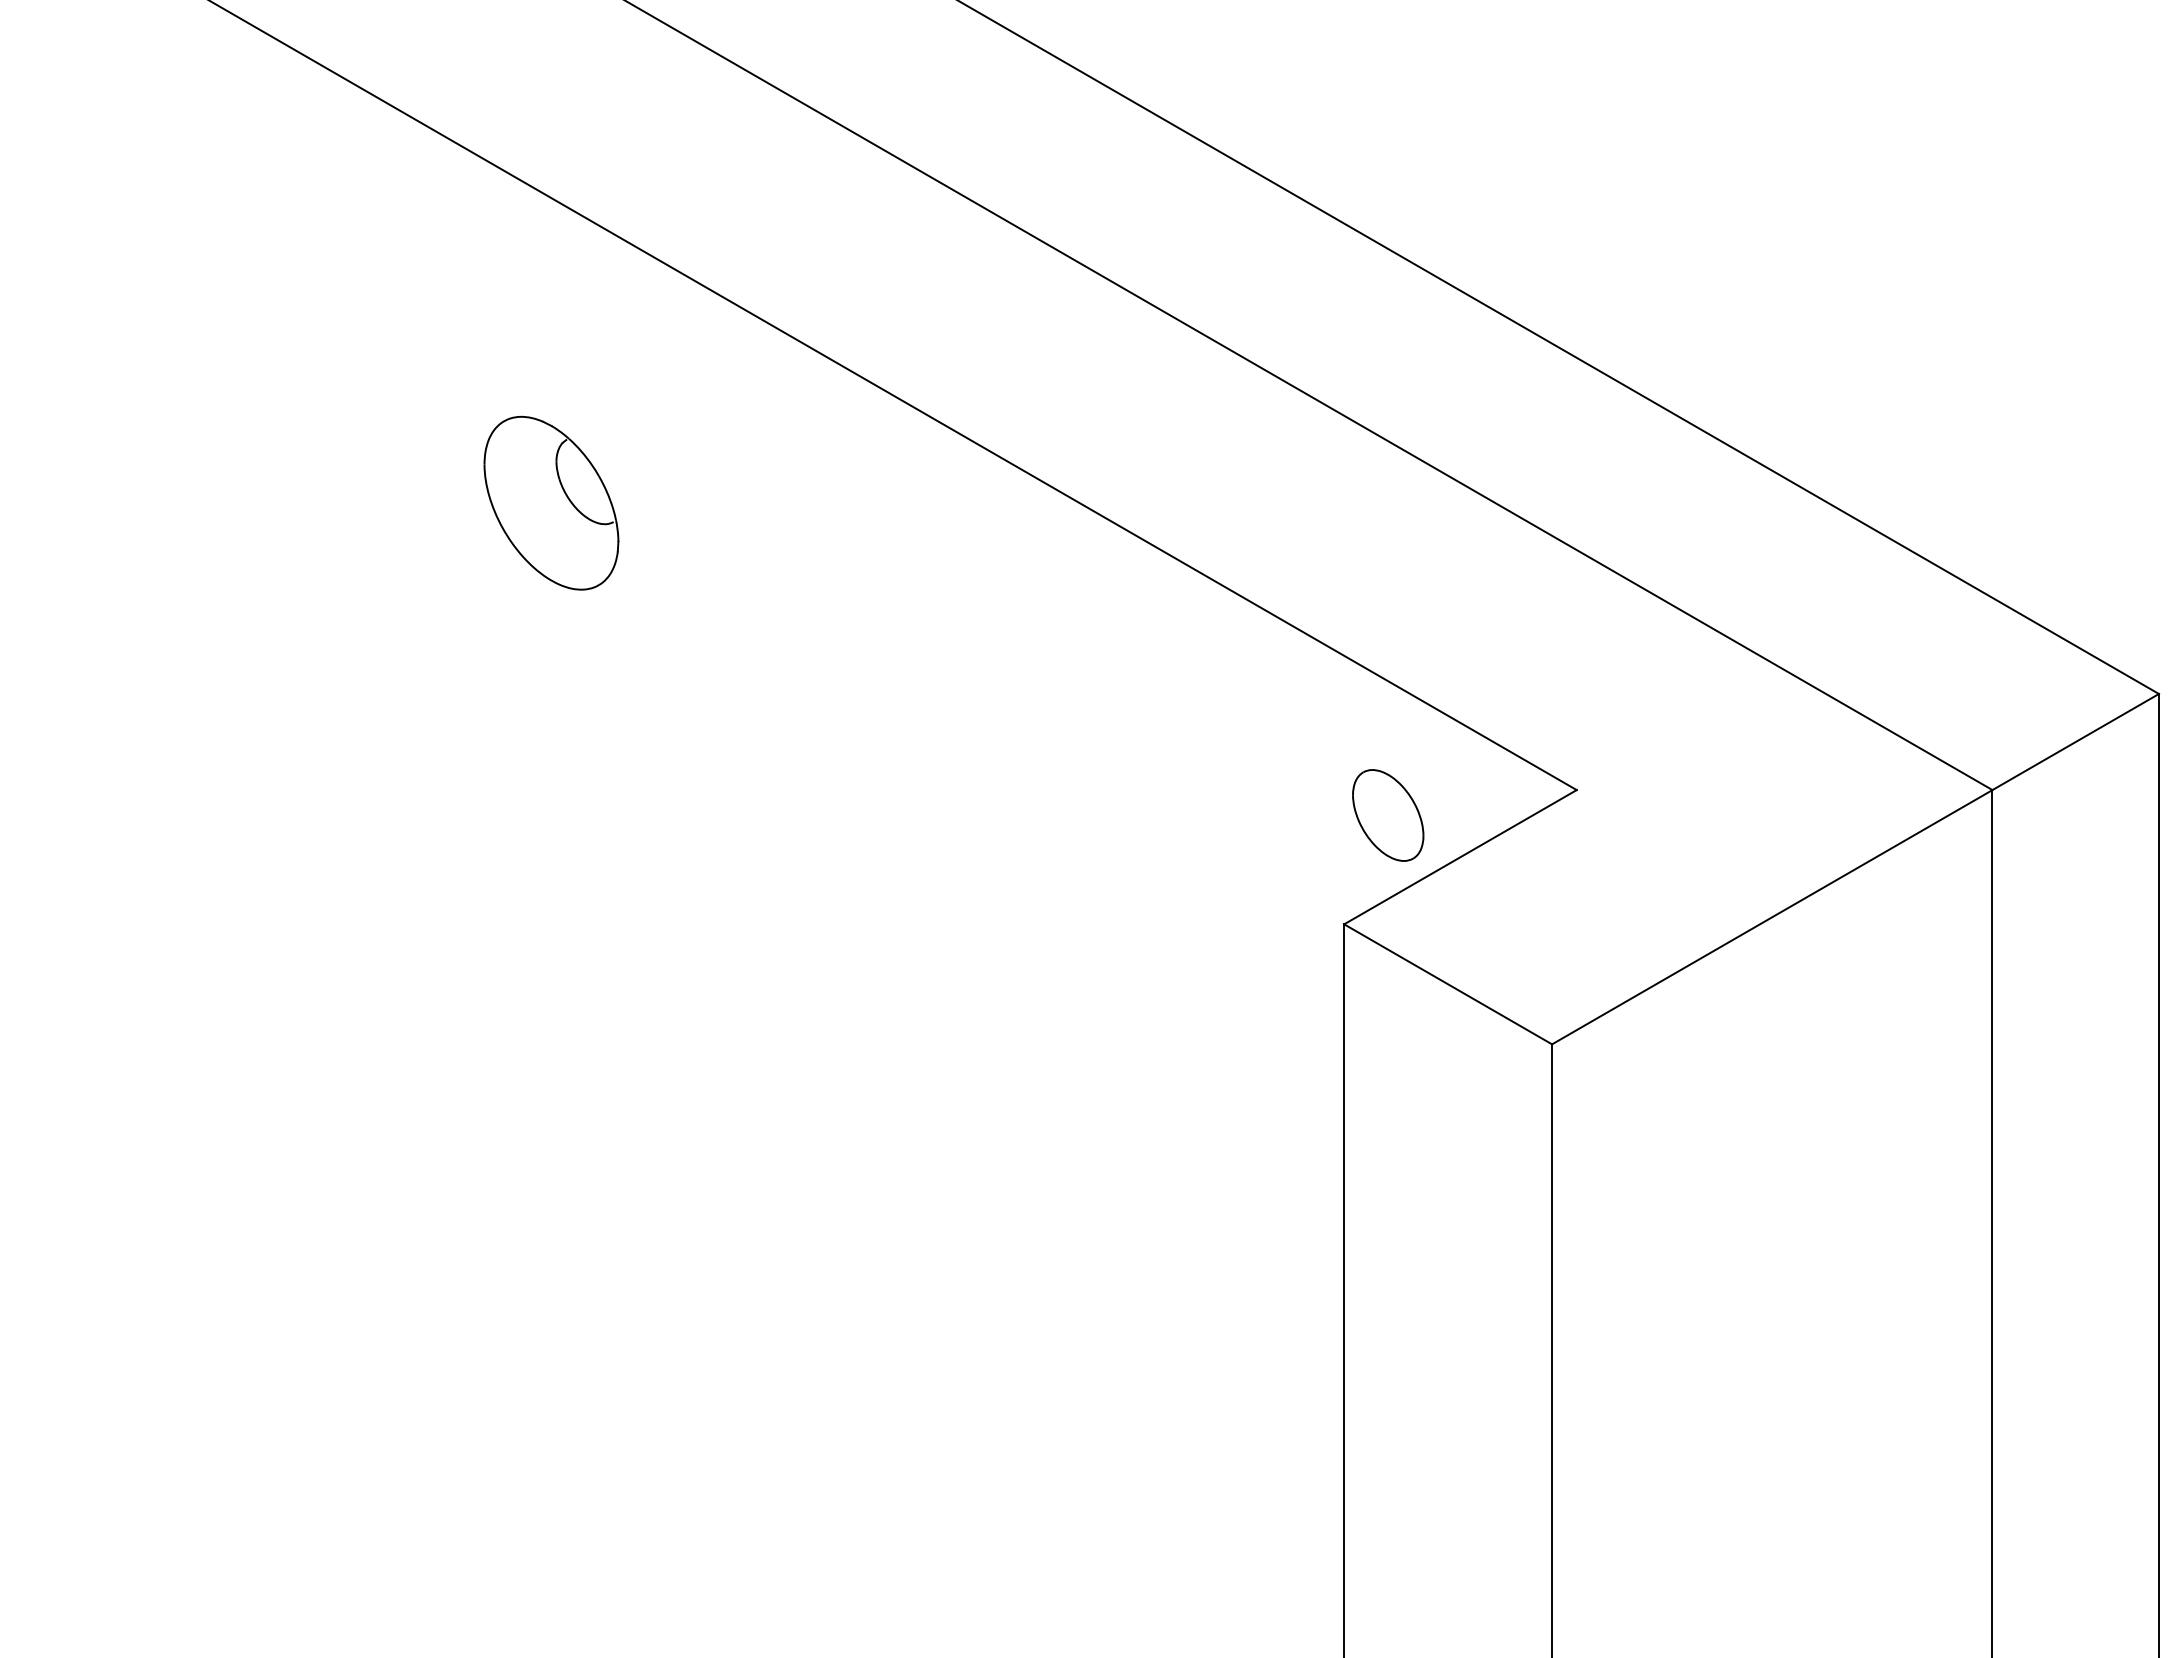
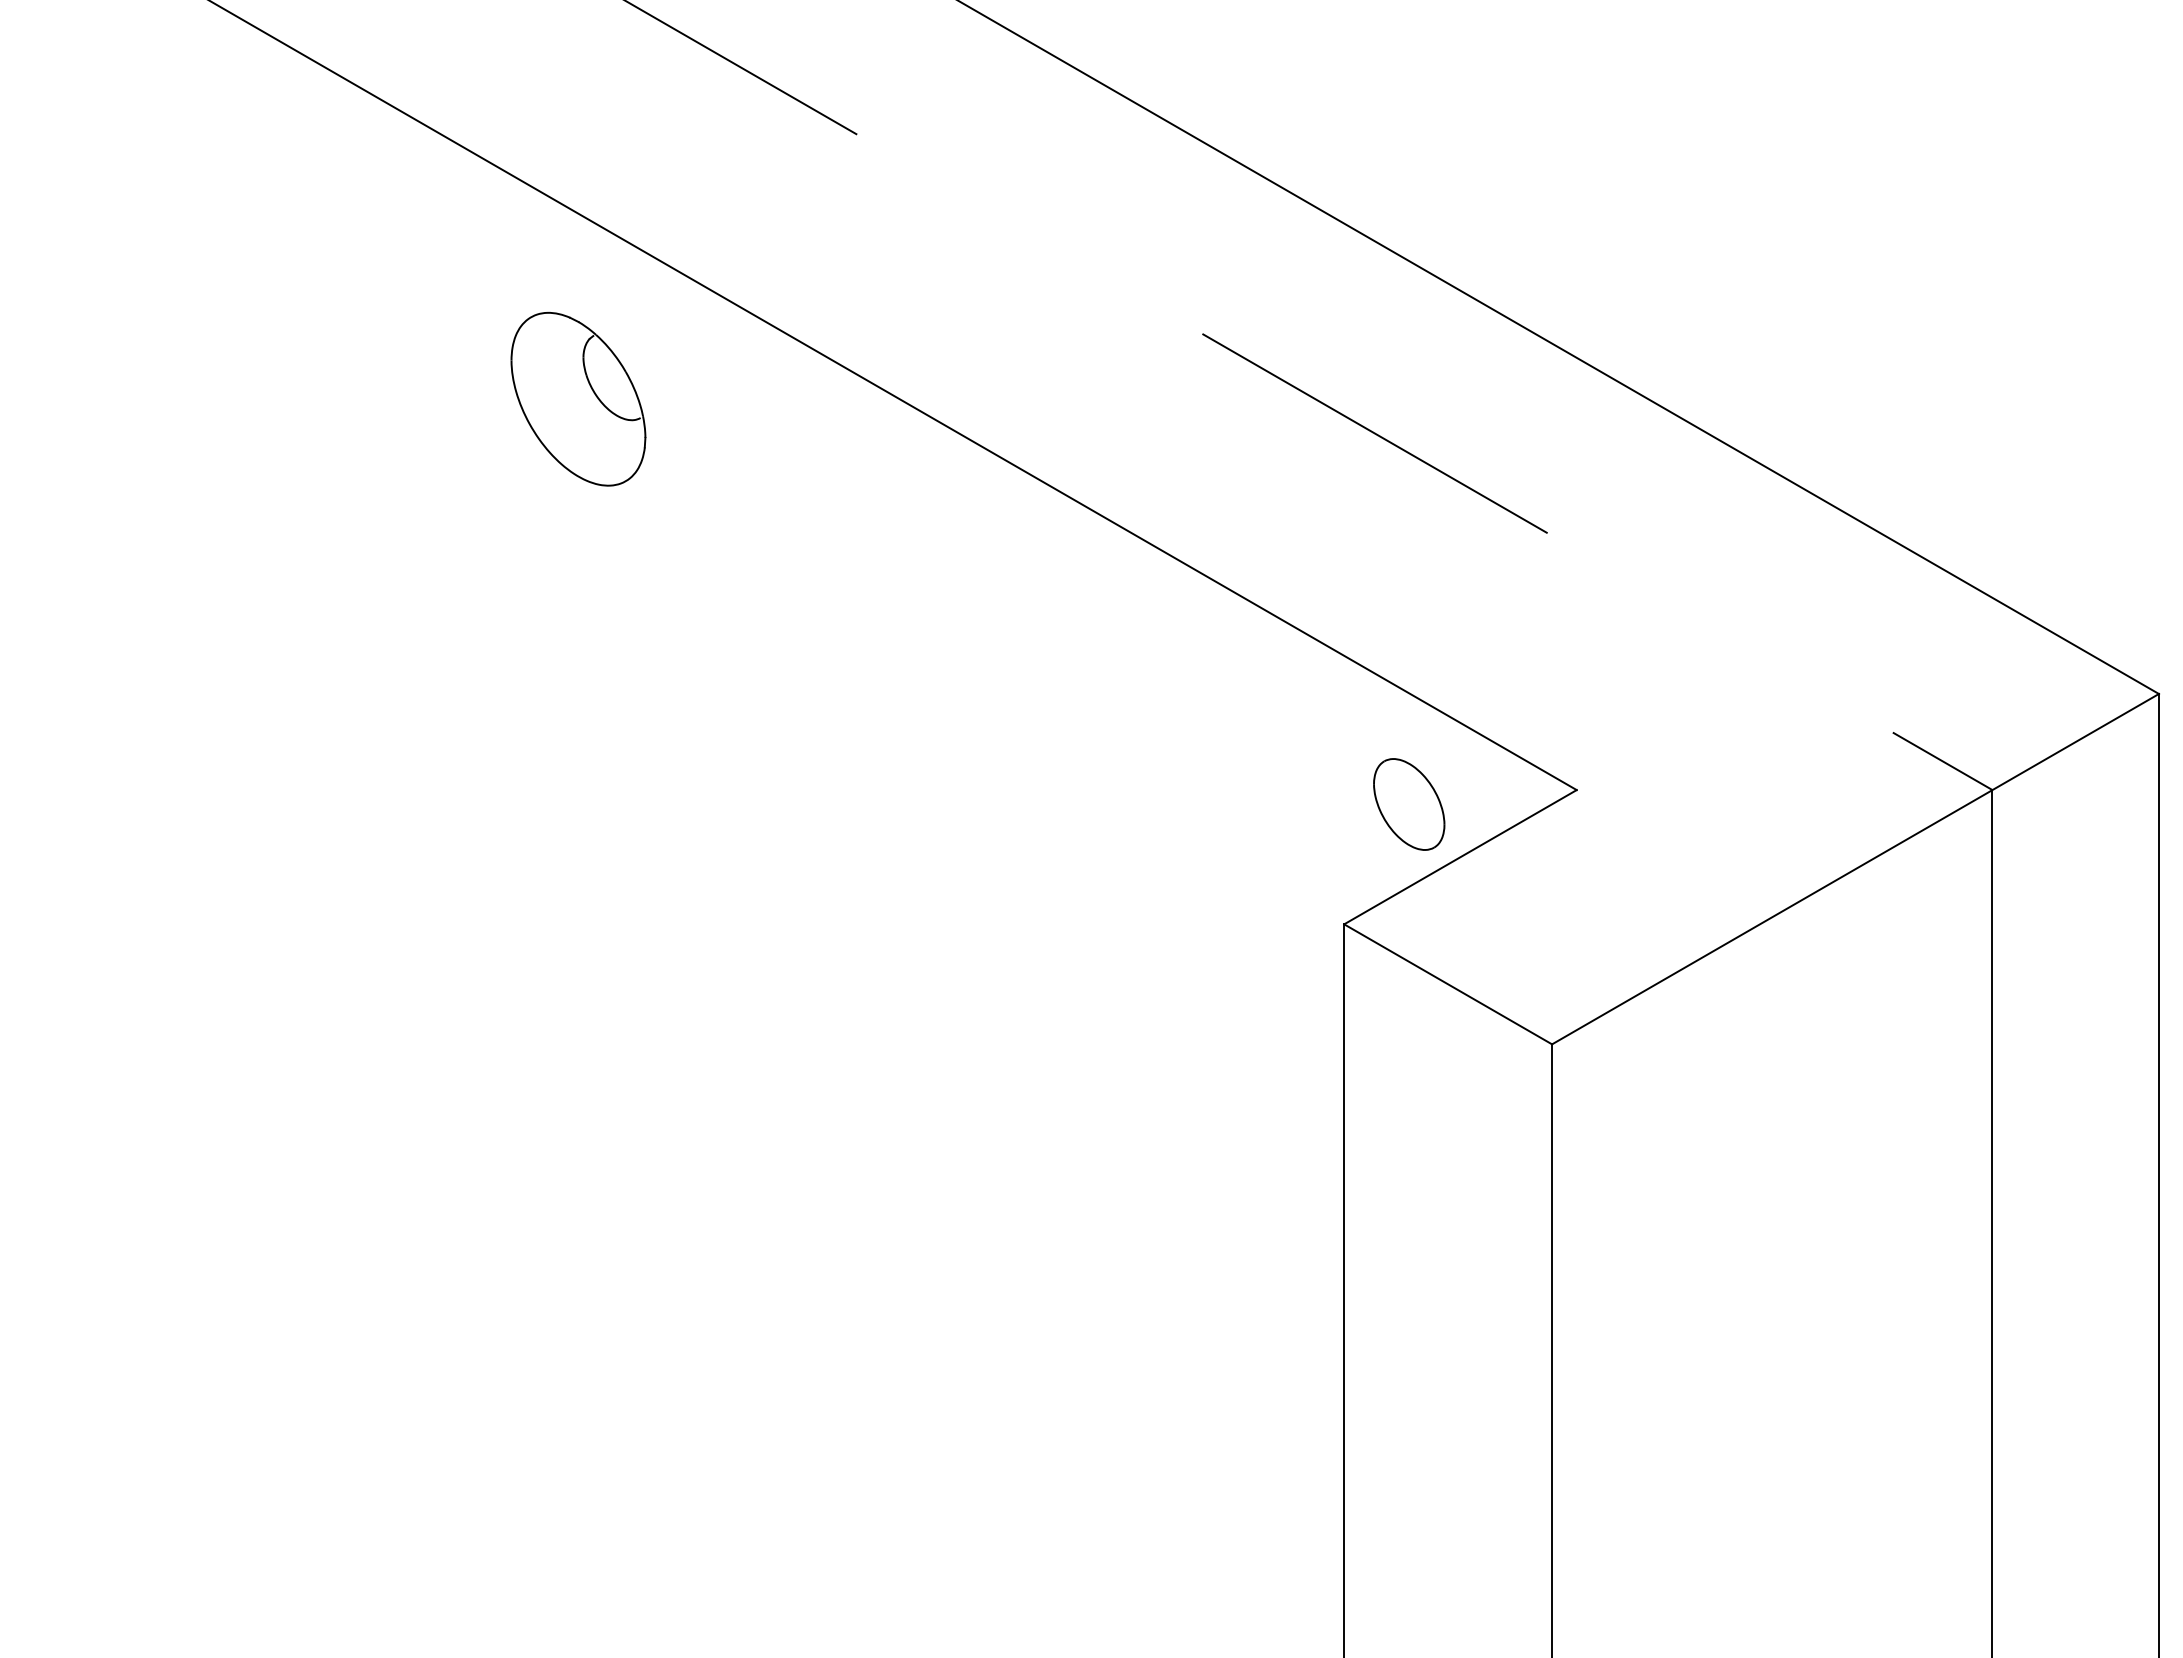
line: solid -> dashed (1308, 395)
part position: (551, 502) -> (578, 398) (578, 398)
part position: (1388, 815) -> (1409, 804) (1409, 804)
